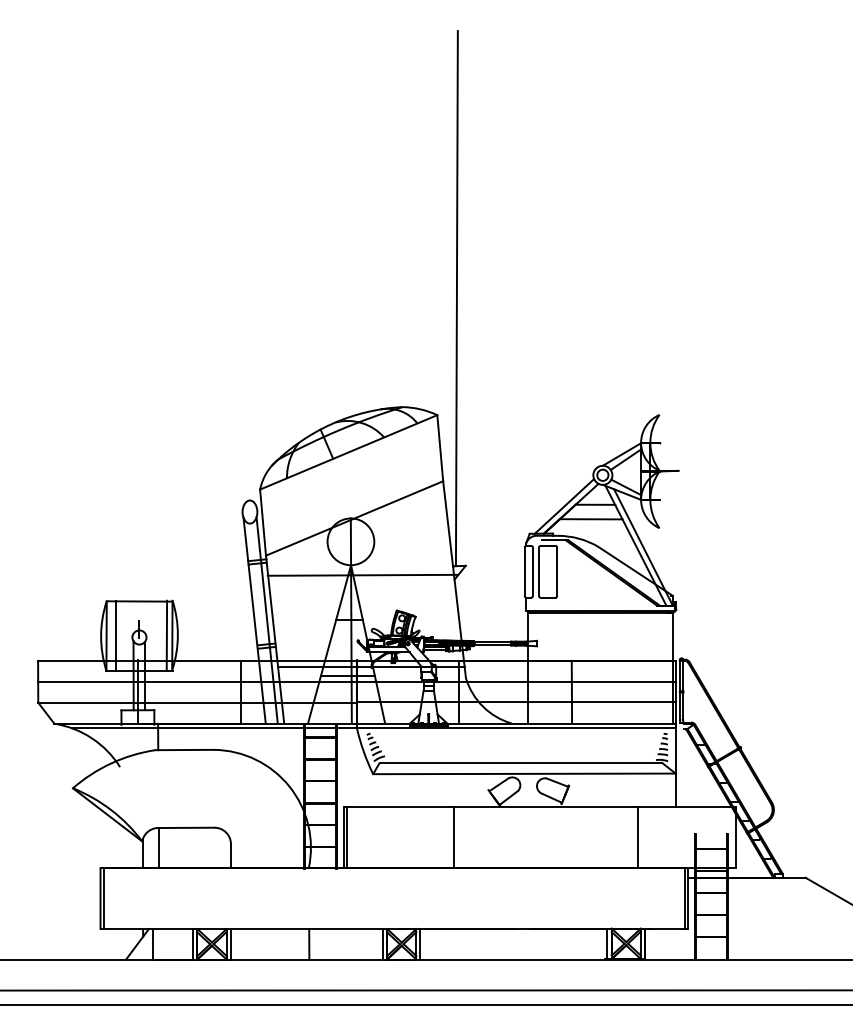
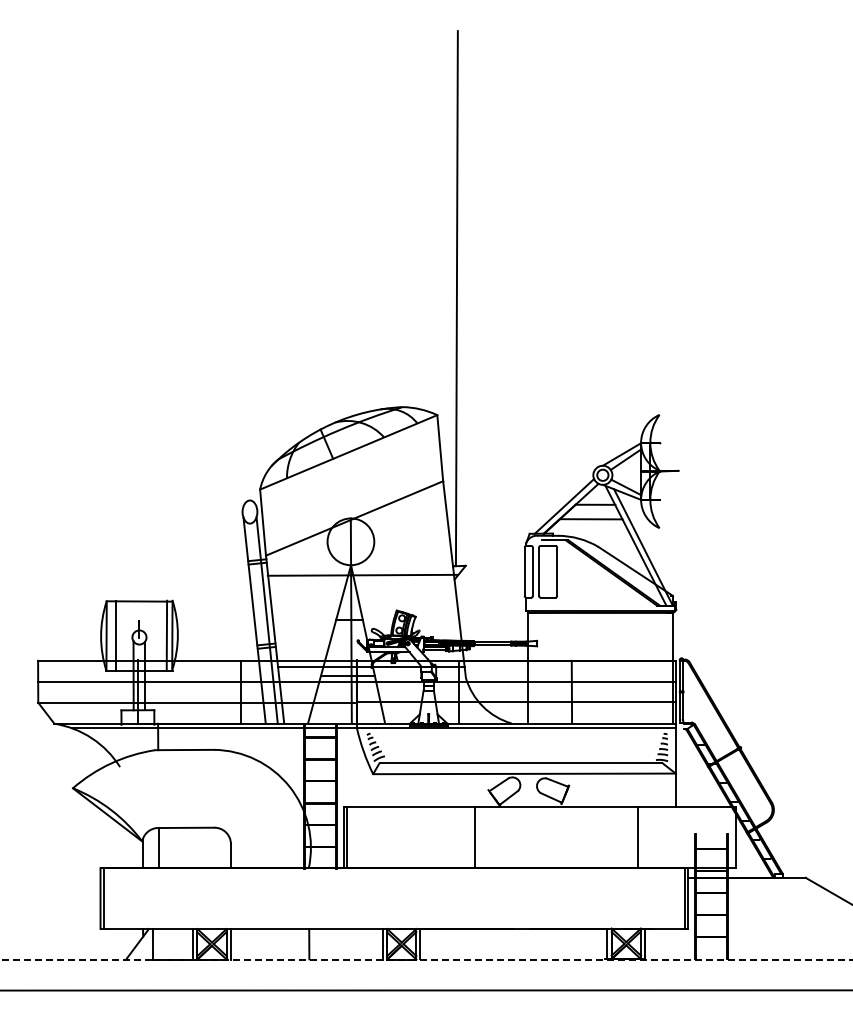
line position: (453, 836) -> (474, 836) (474, 836)
line: solid -> dashed (426, 959)
line: present -> none (425, 1004)
